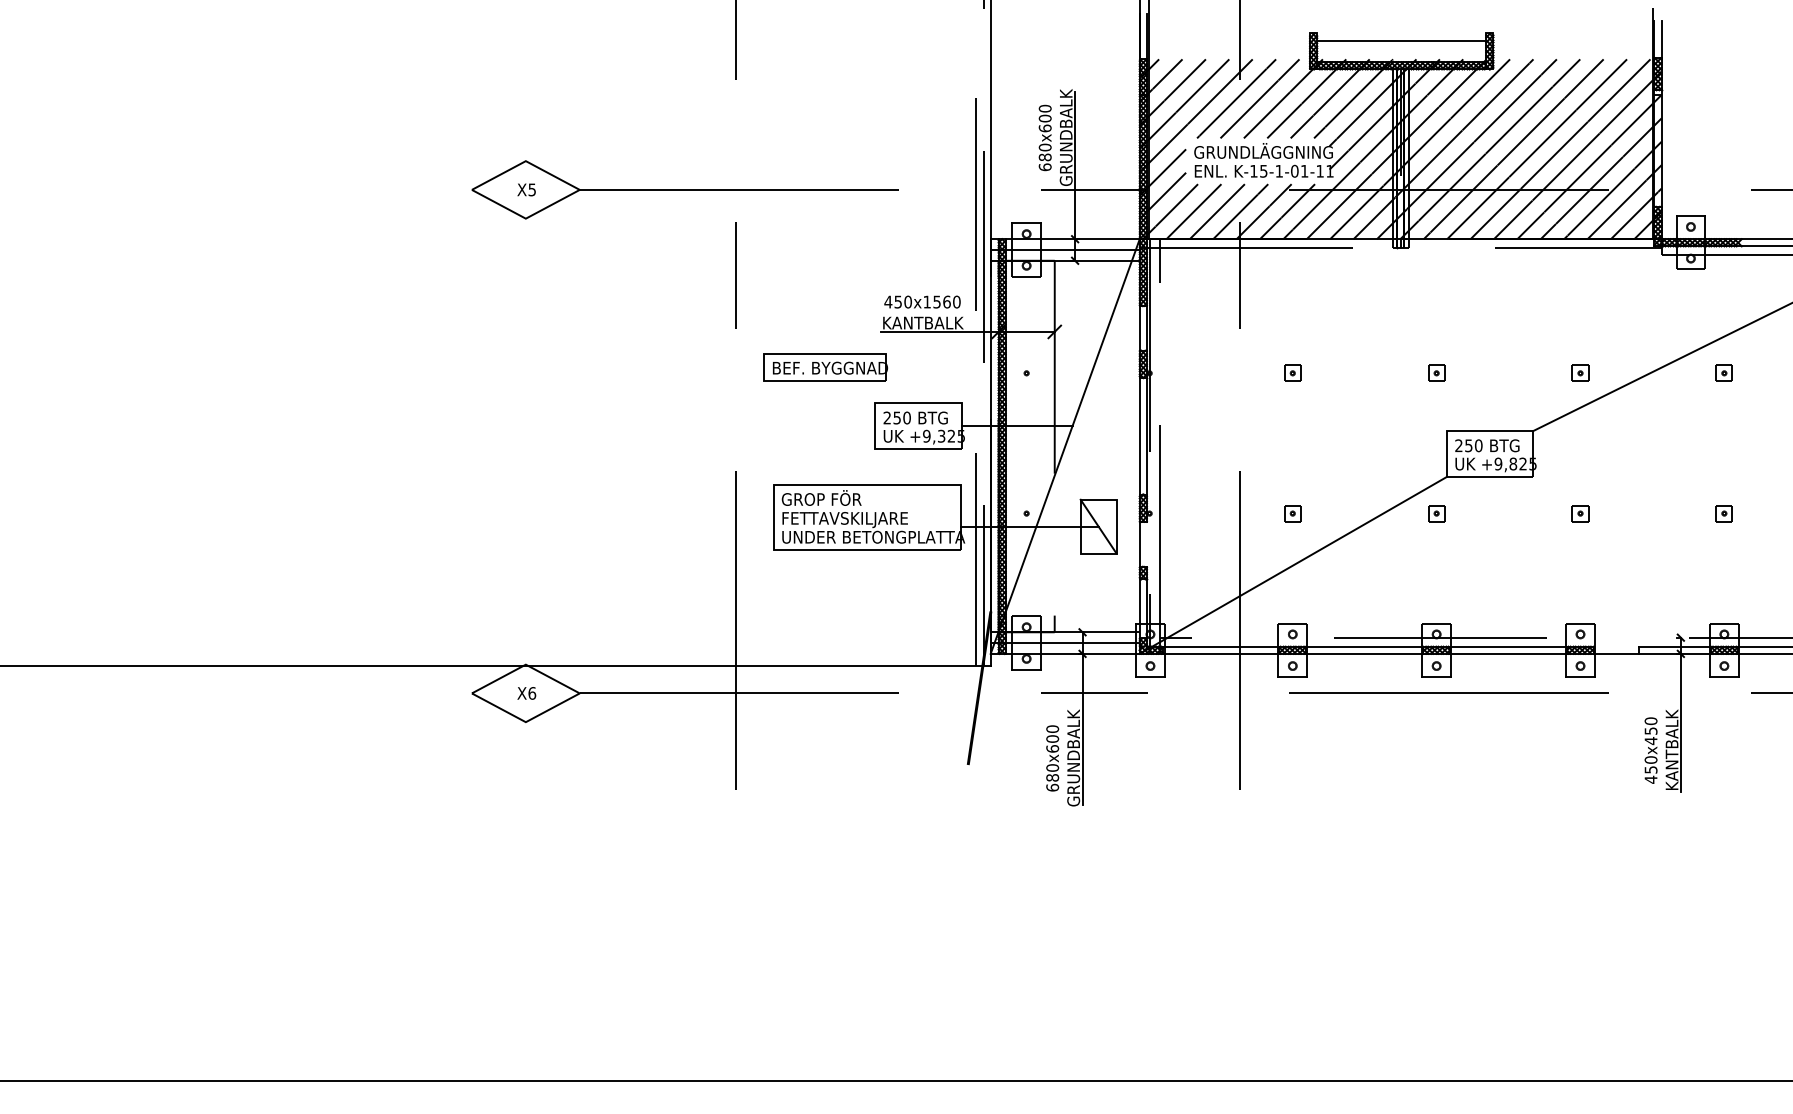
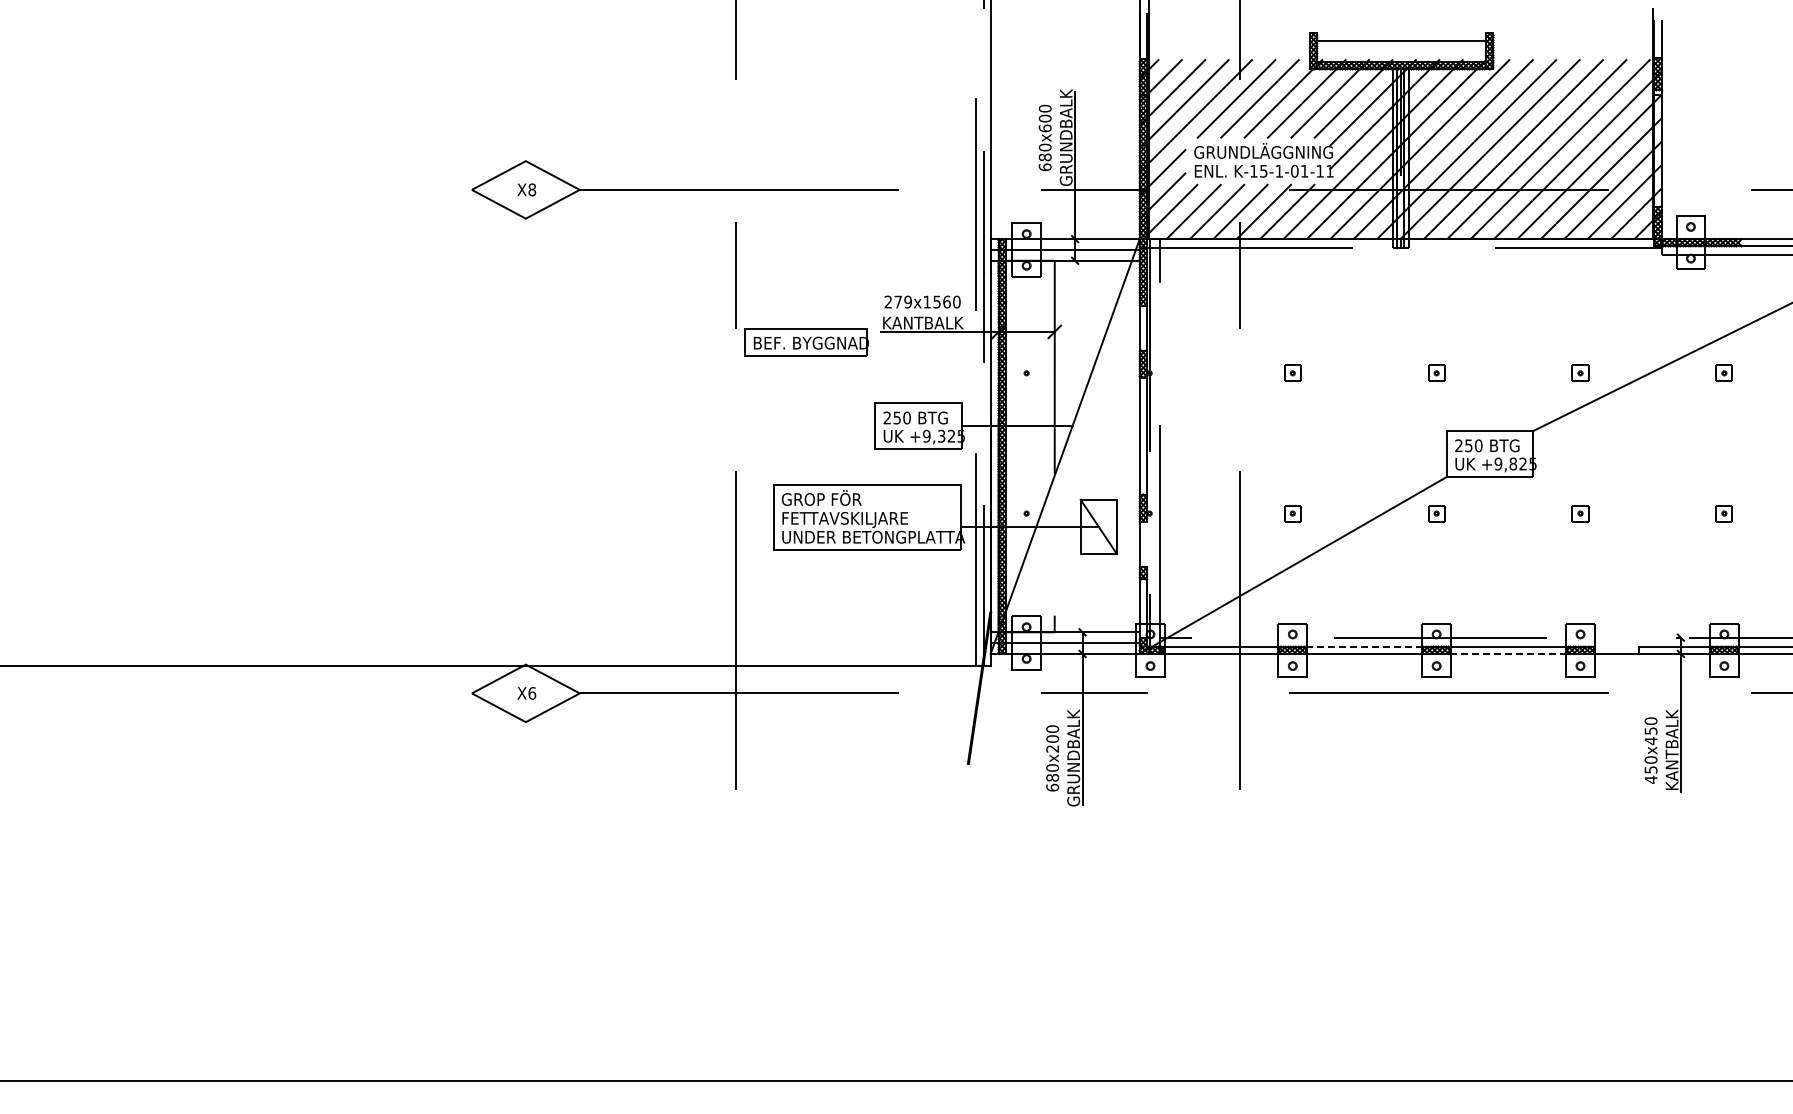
text: X5 -> X8 (532, 189)
text: 450x1560 -> 279x1560 (897, 301)
part position: (825, 367) -> (806, 342) (806, 342)
line: solid -> dashed (1364, 646)
line: solid -> dashed (1509, 653)
text: 680x600 -> 680x200 (1052, 748)
